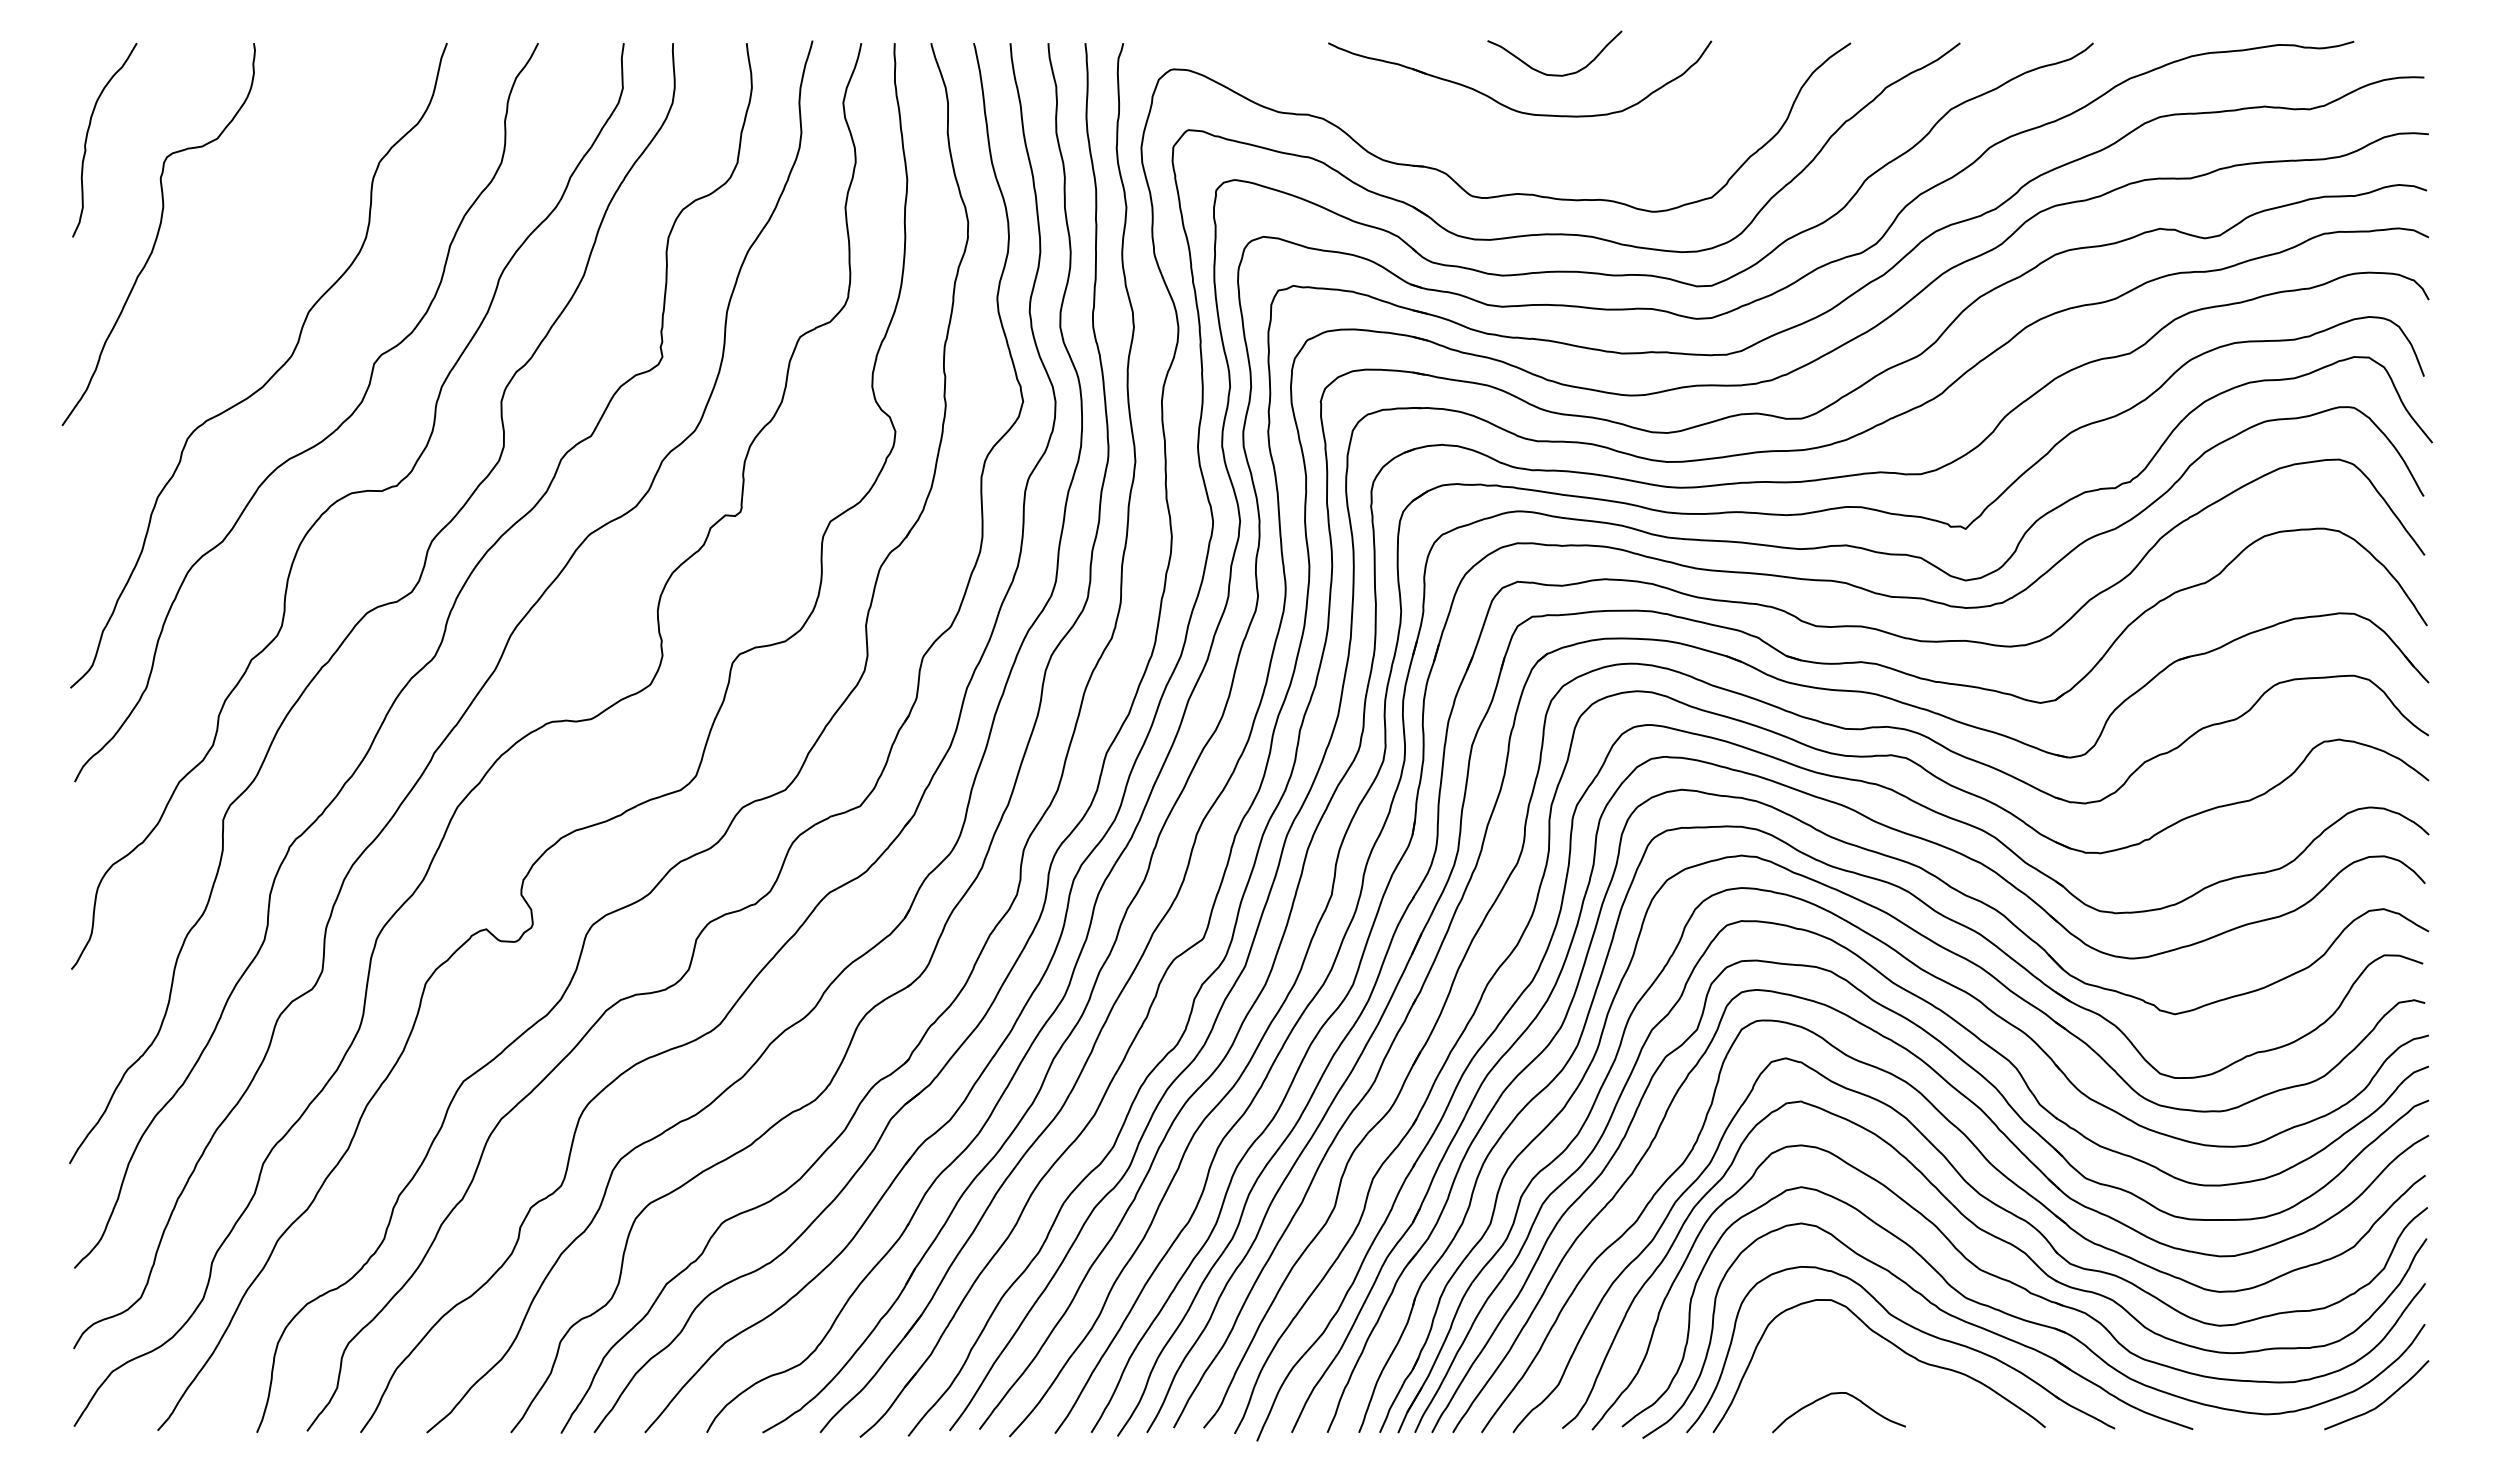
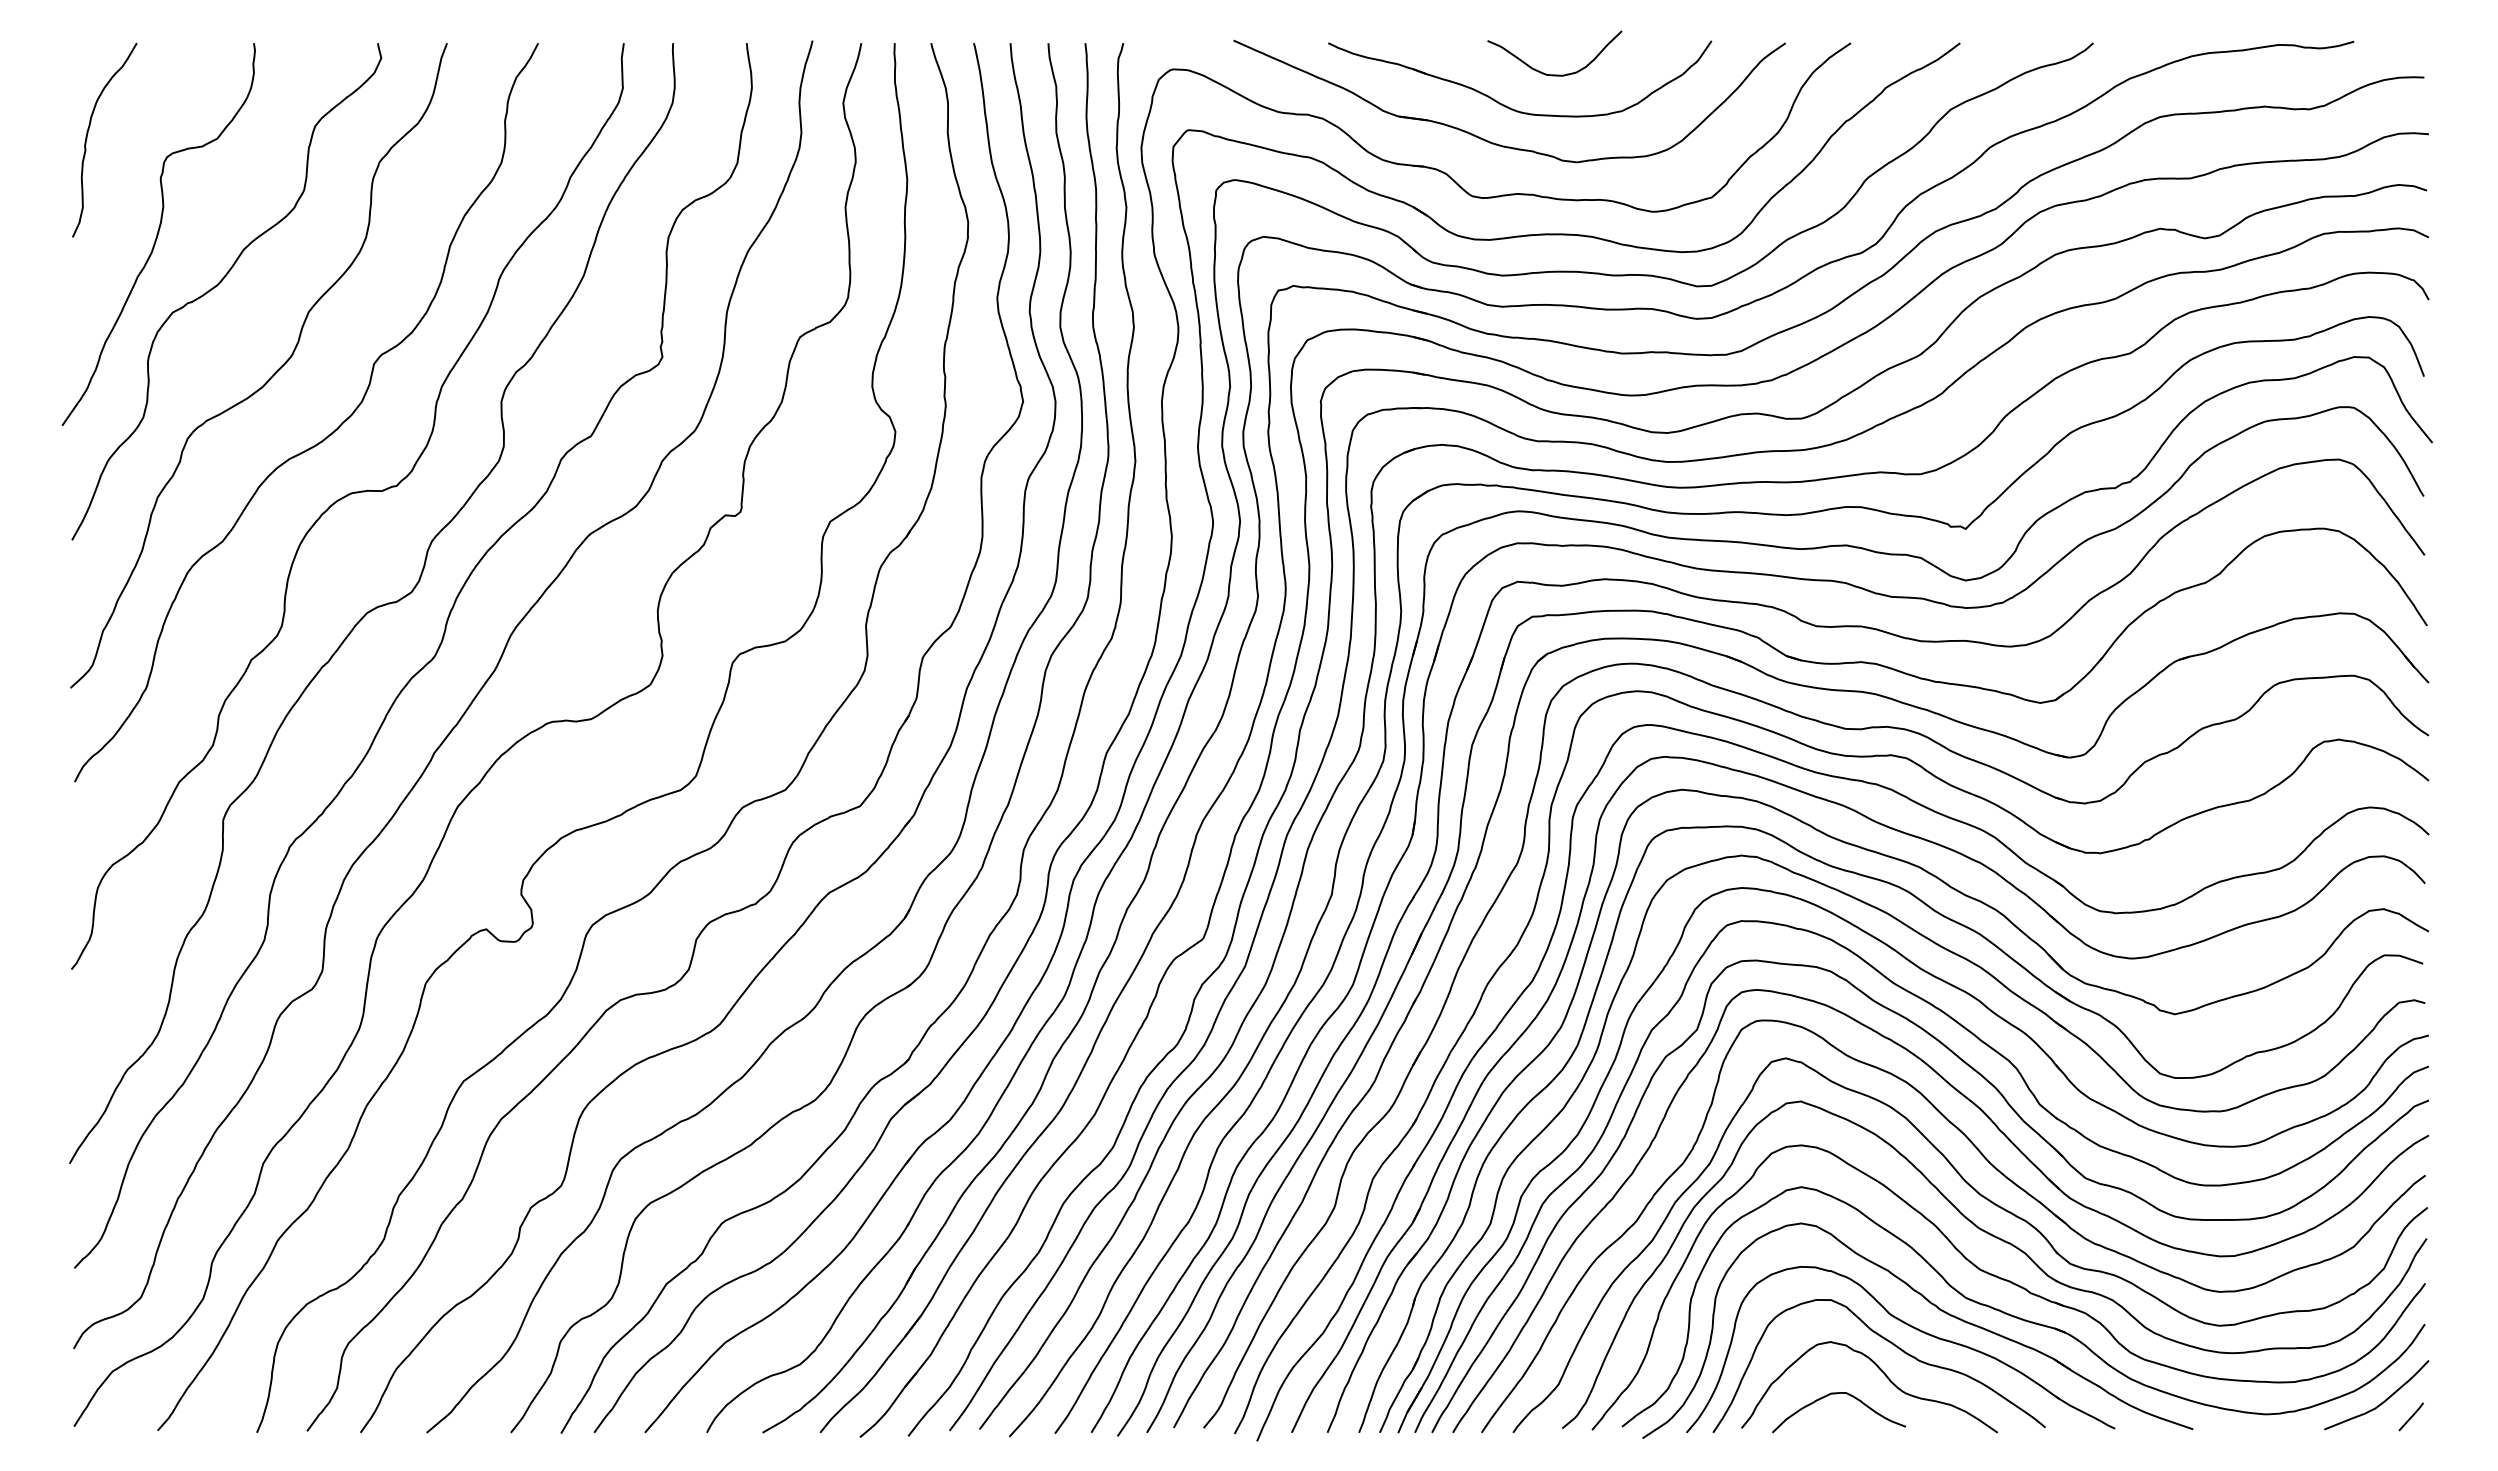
part: none -> present (1497, 143)
curve: none -> present (219, 284)
curve: none -> present (1884, 1375)
line: none -> present (2410, 1416)
